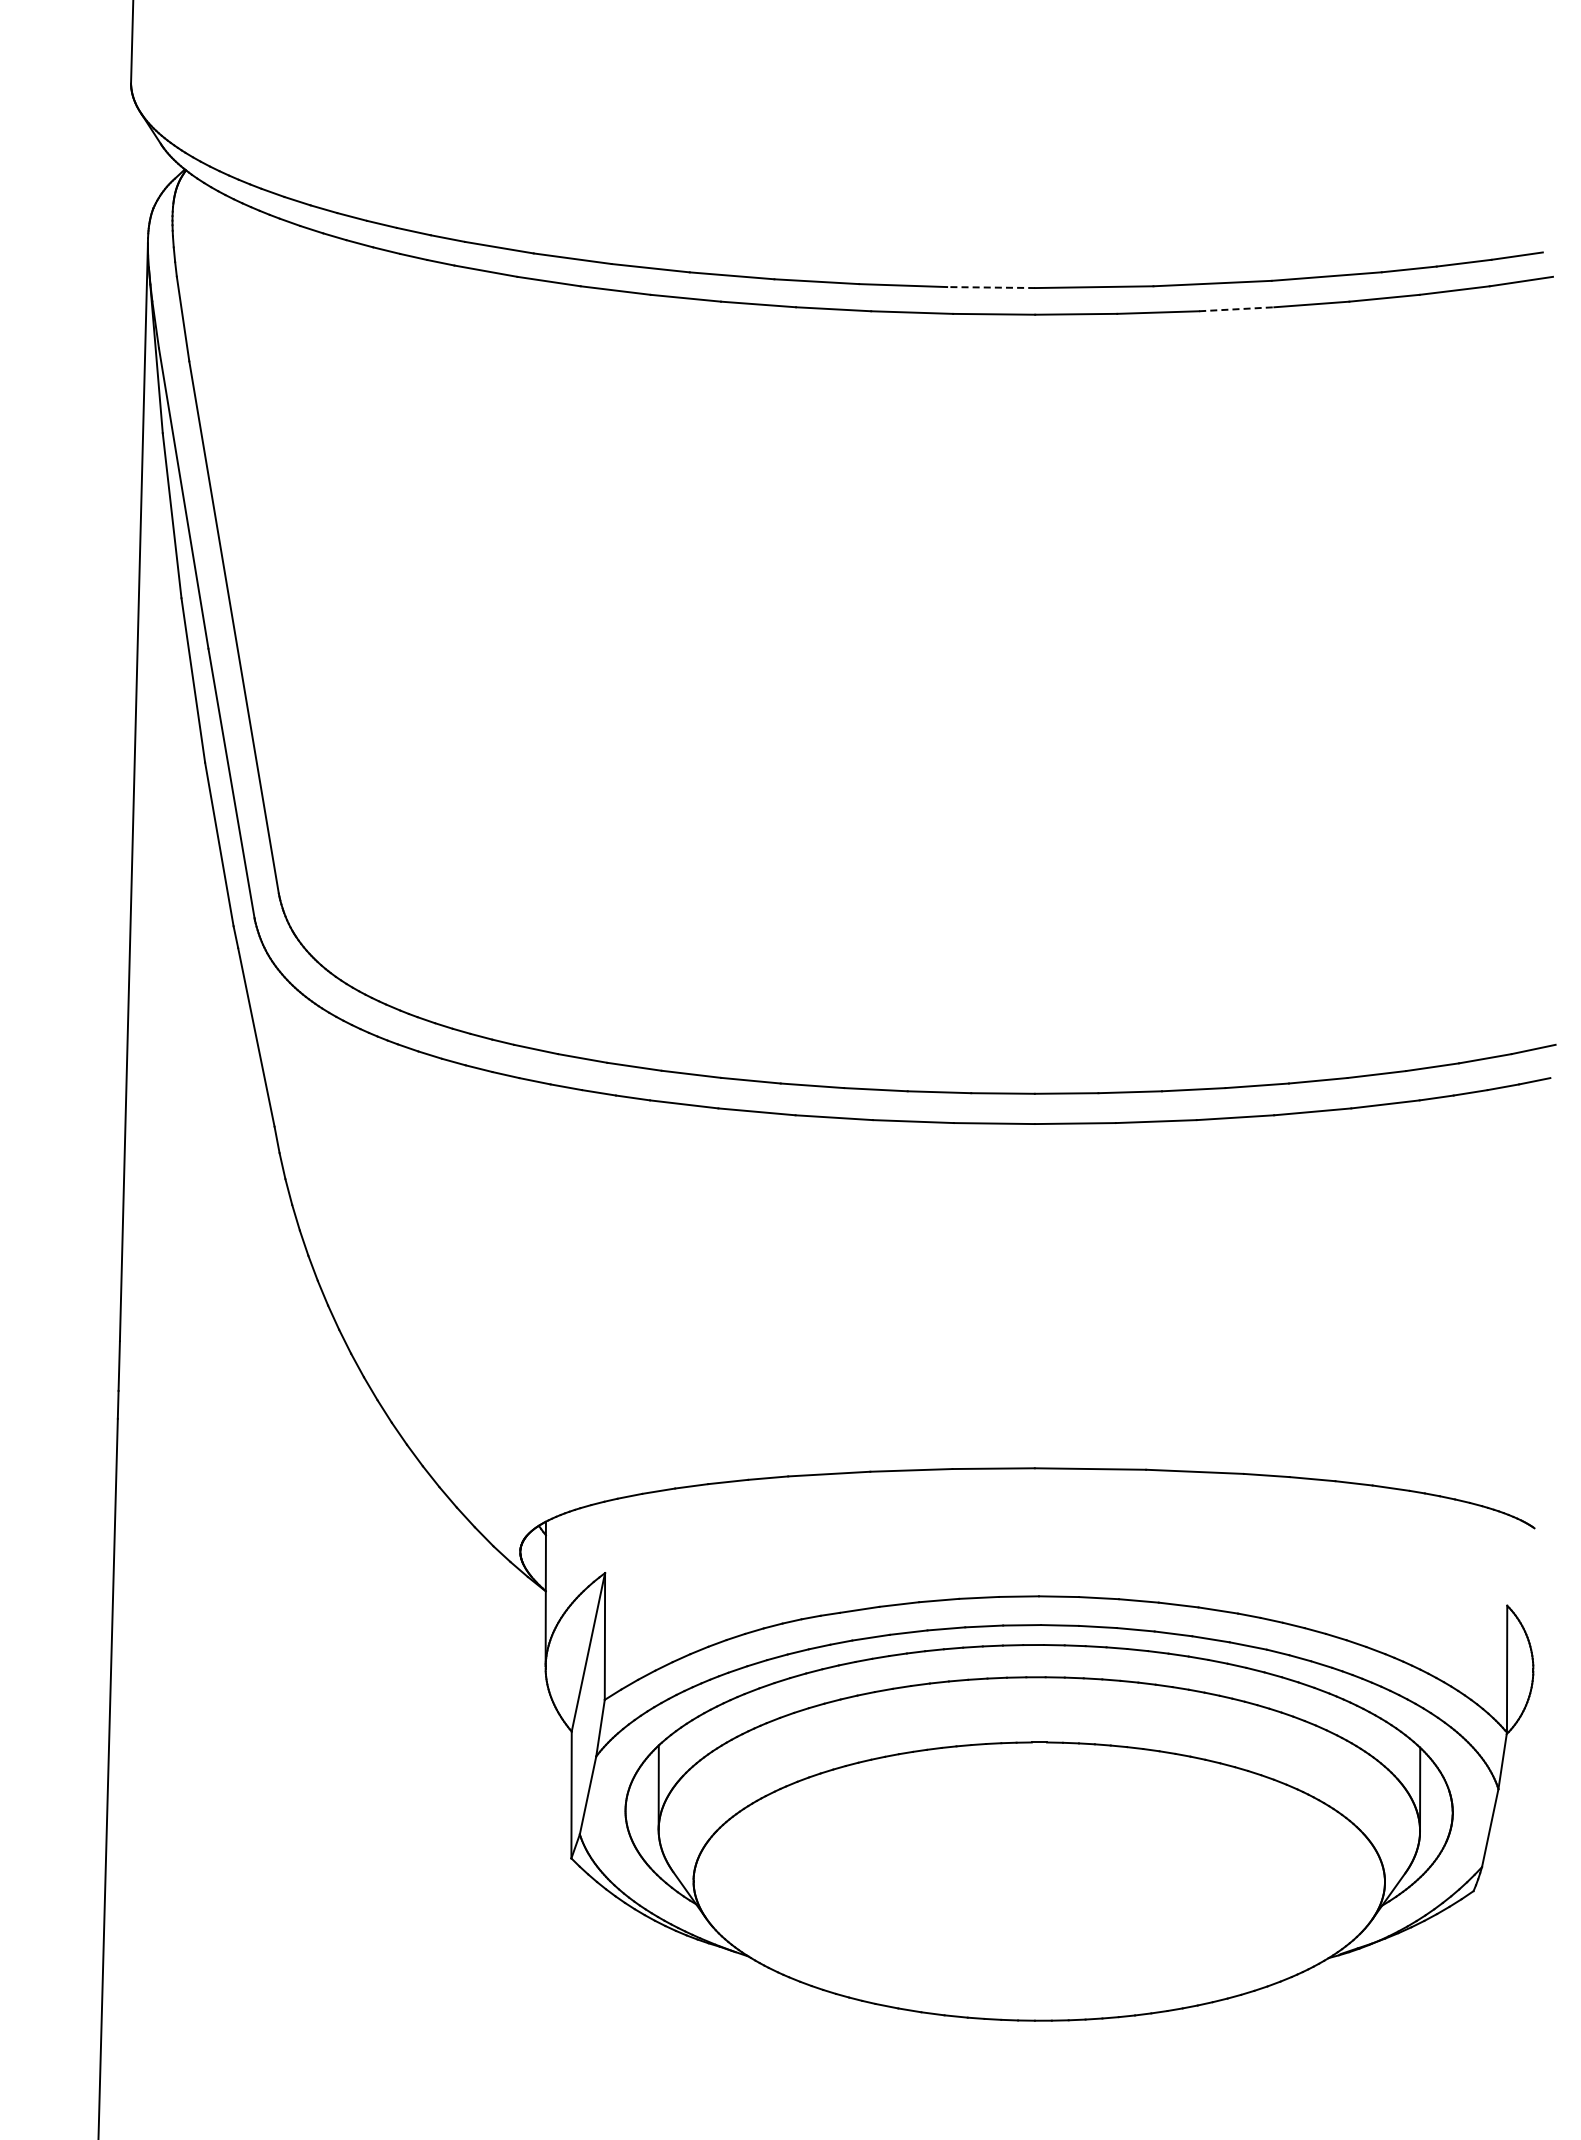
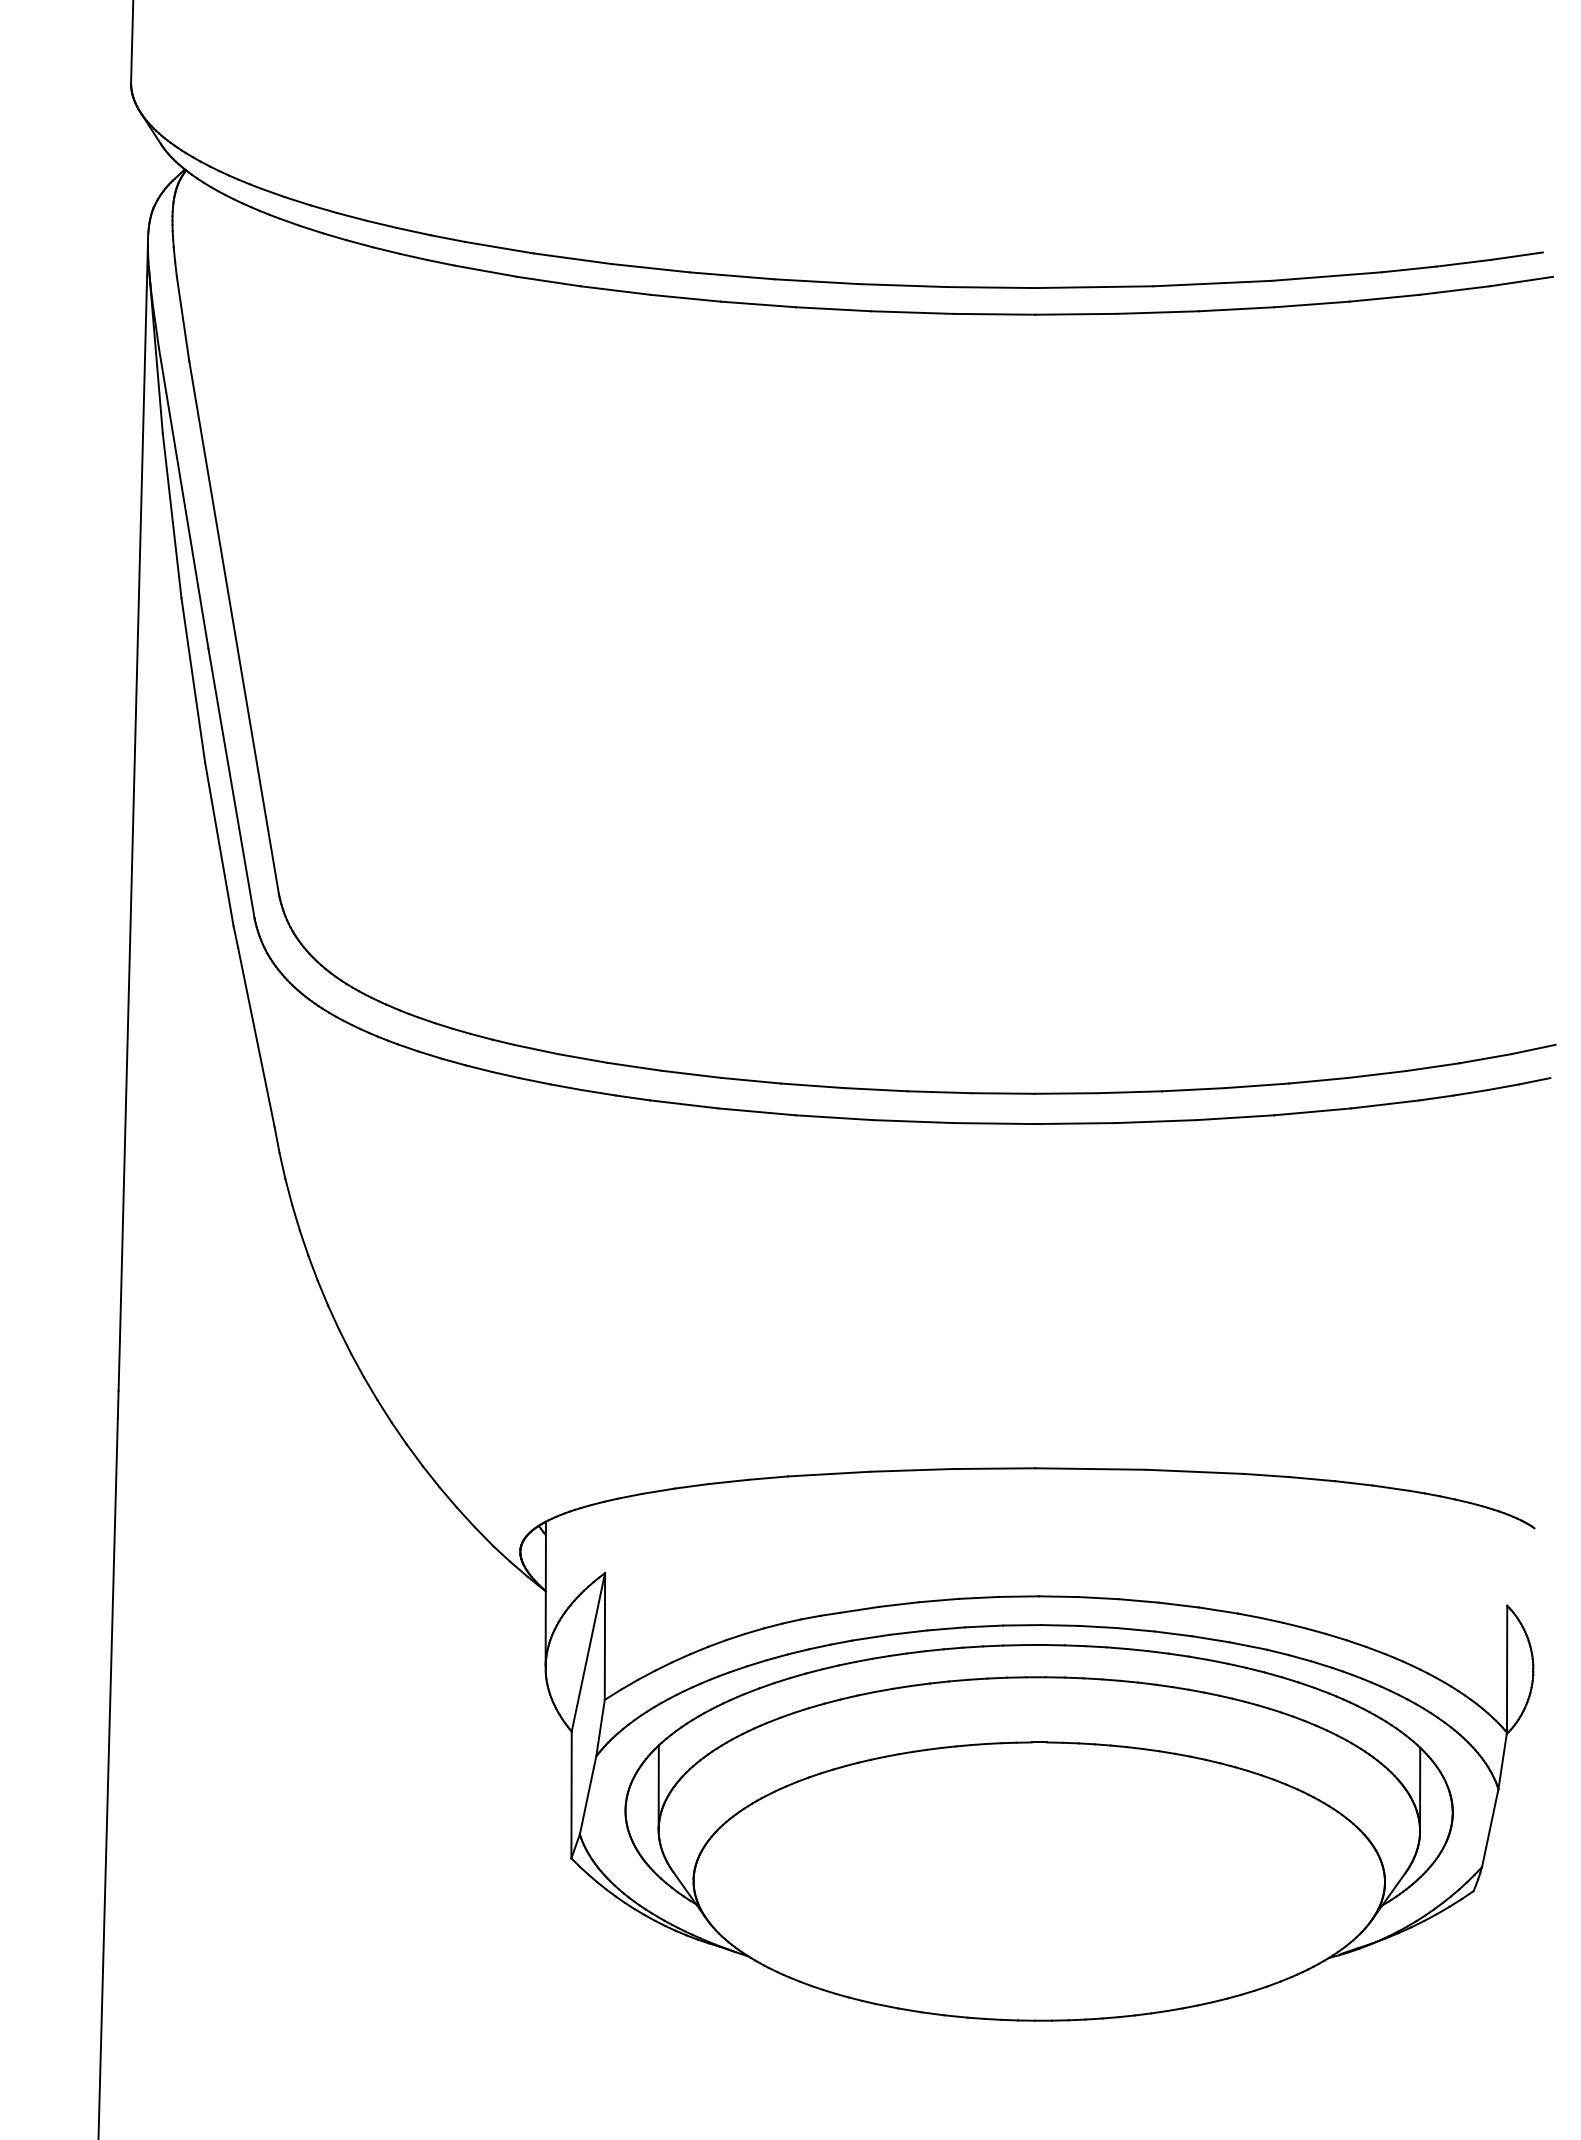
line: dashed -> solid (990, 287)
line: dashed -> solid (1236, 309)
